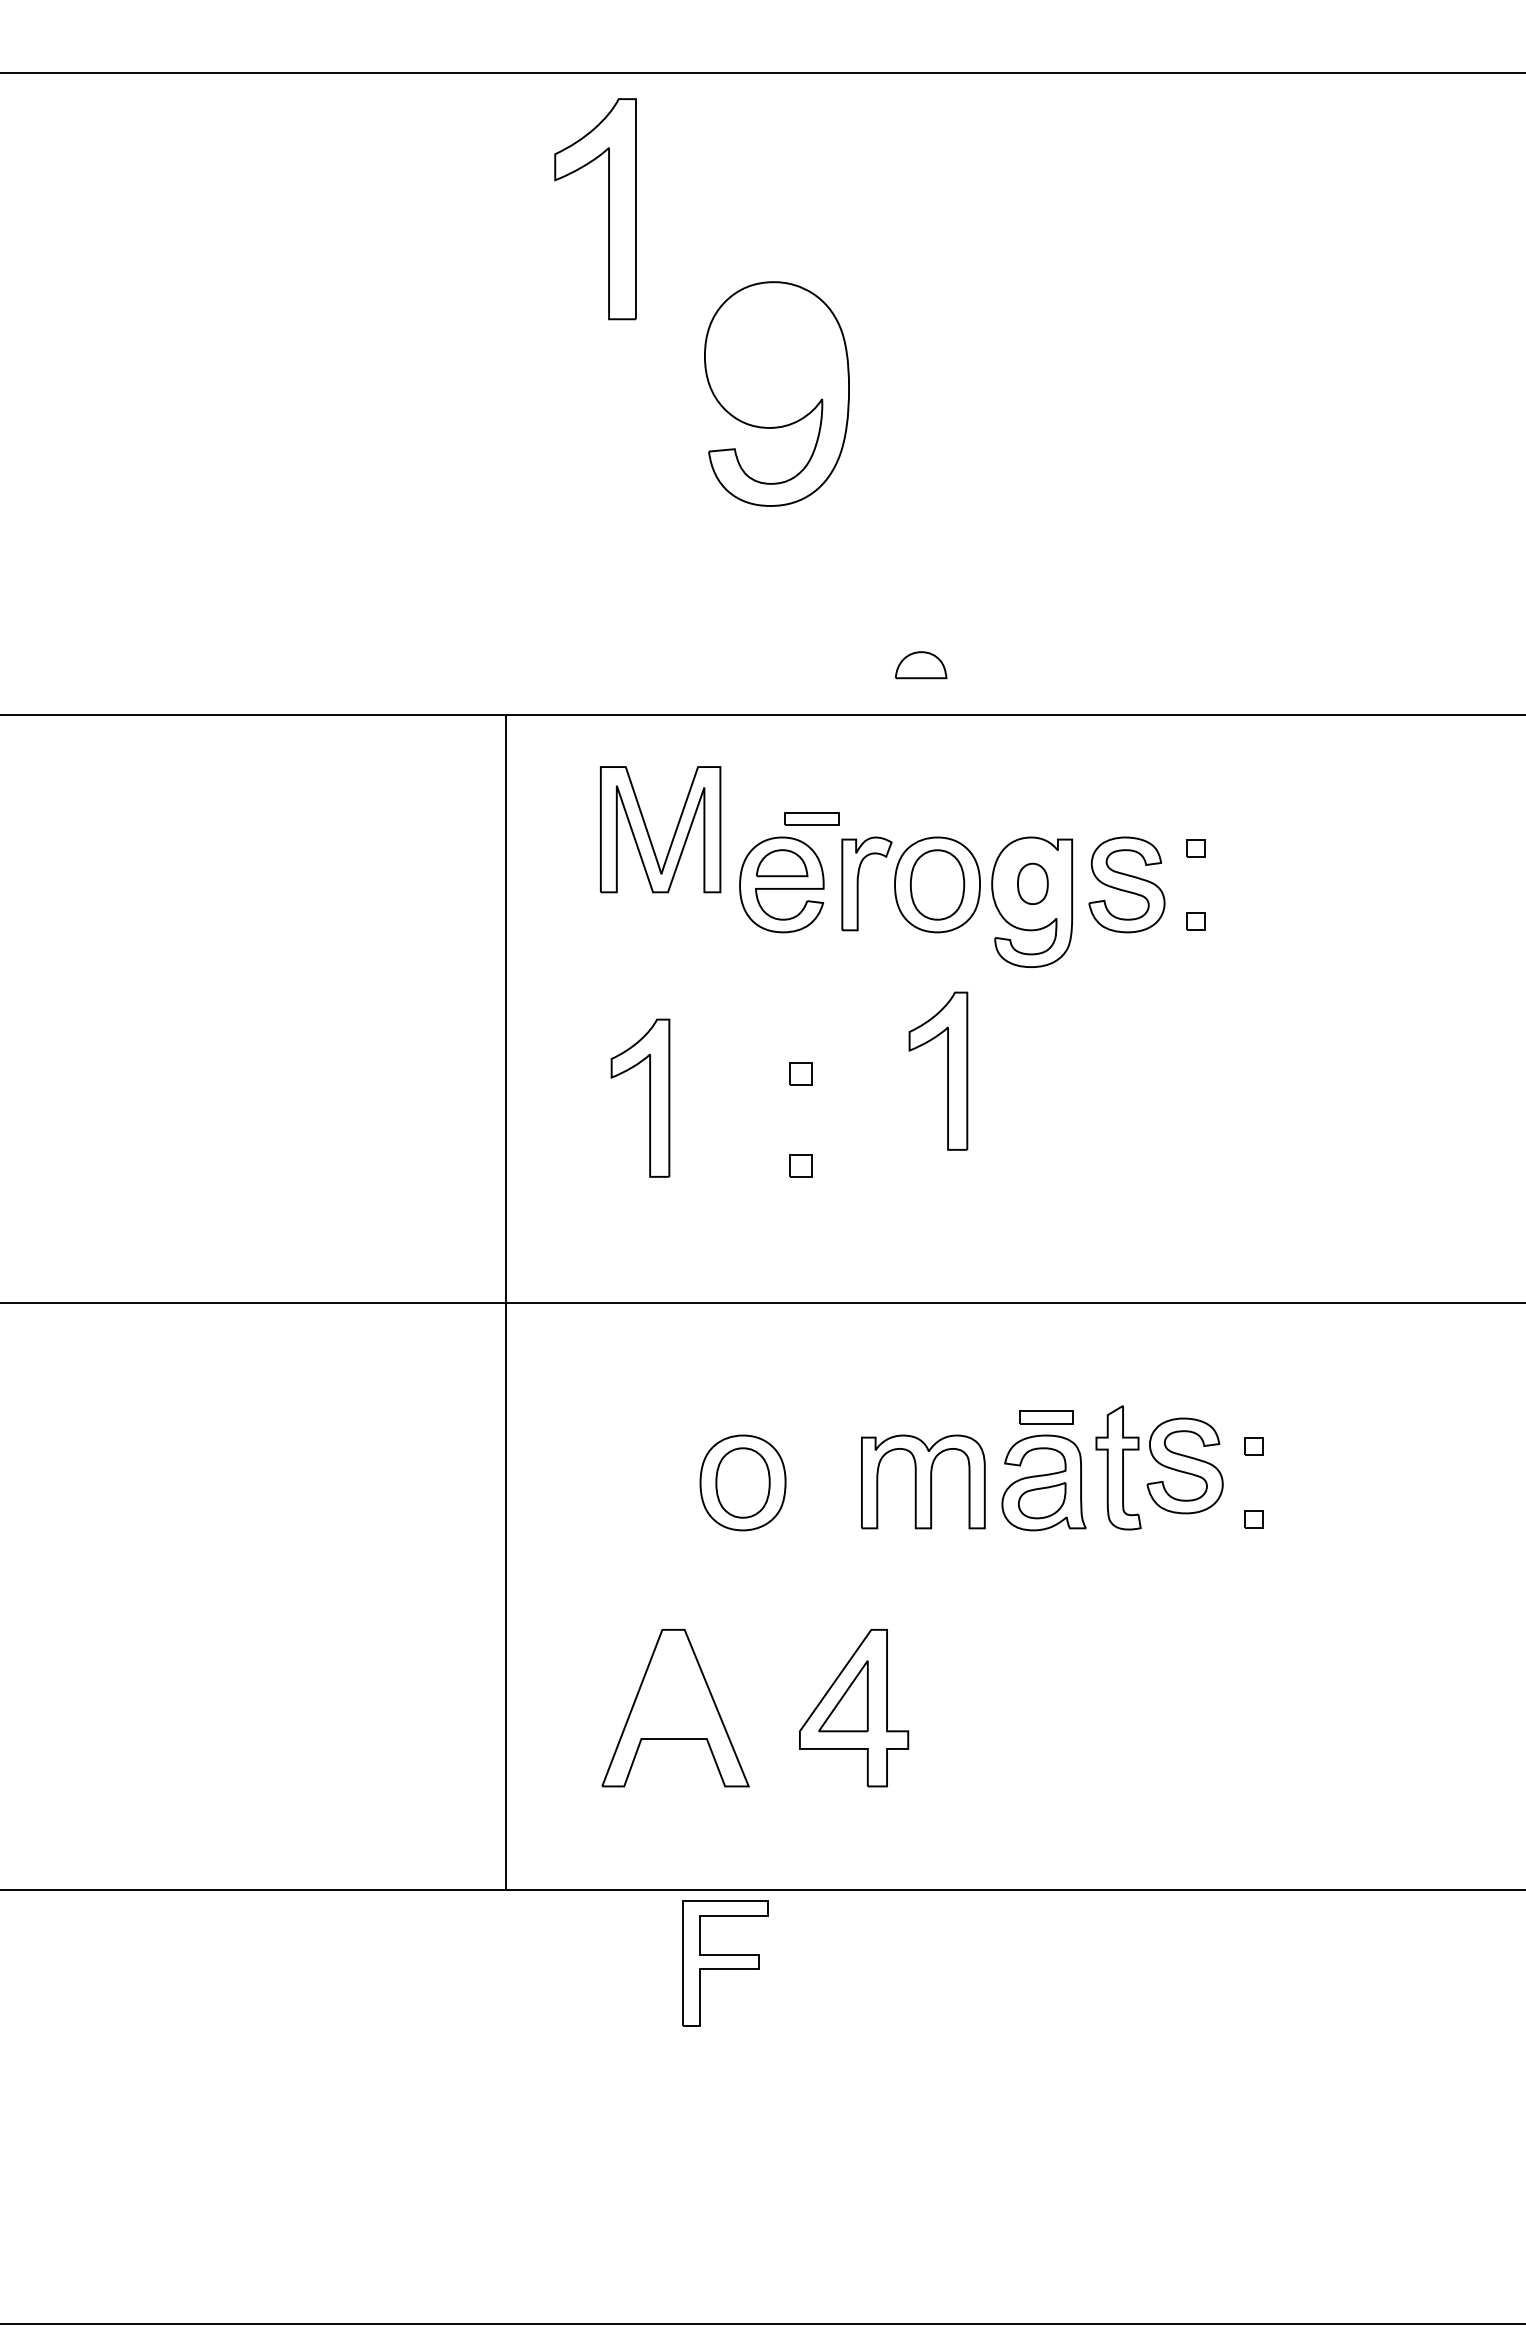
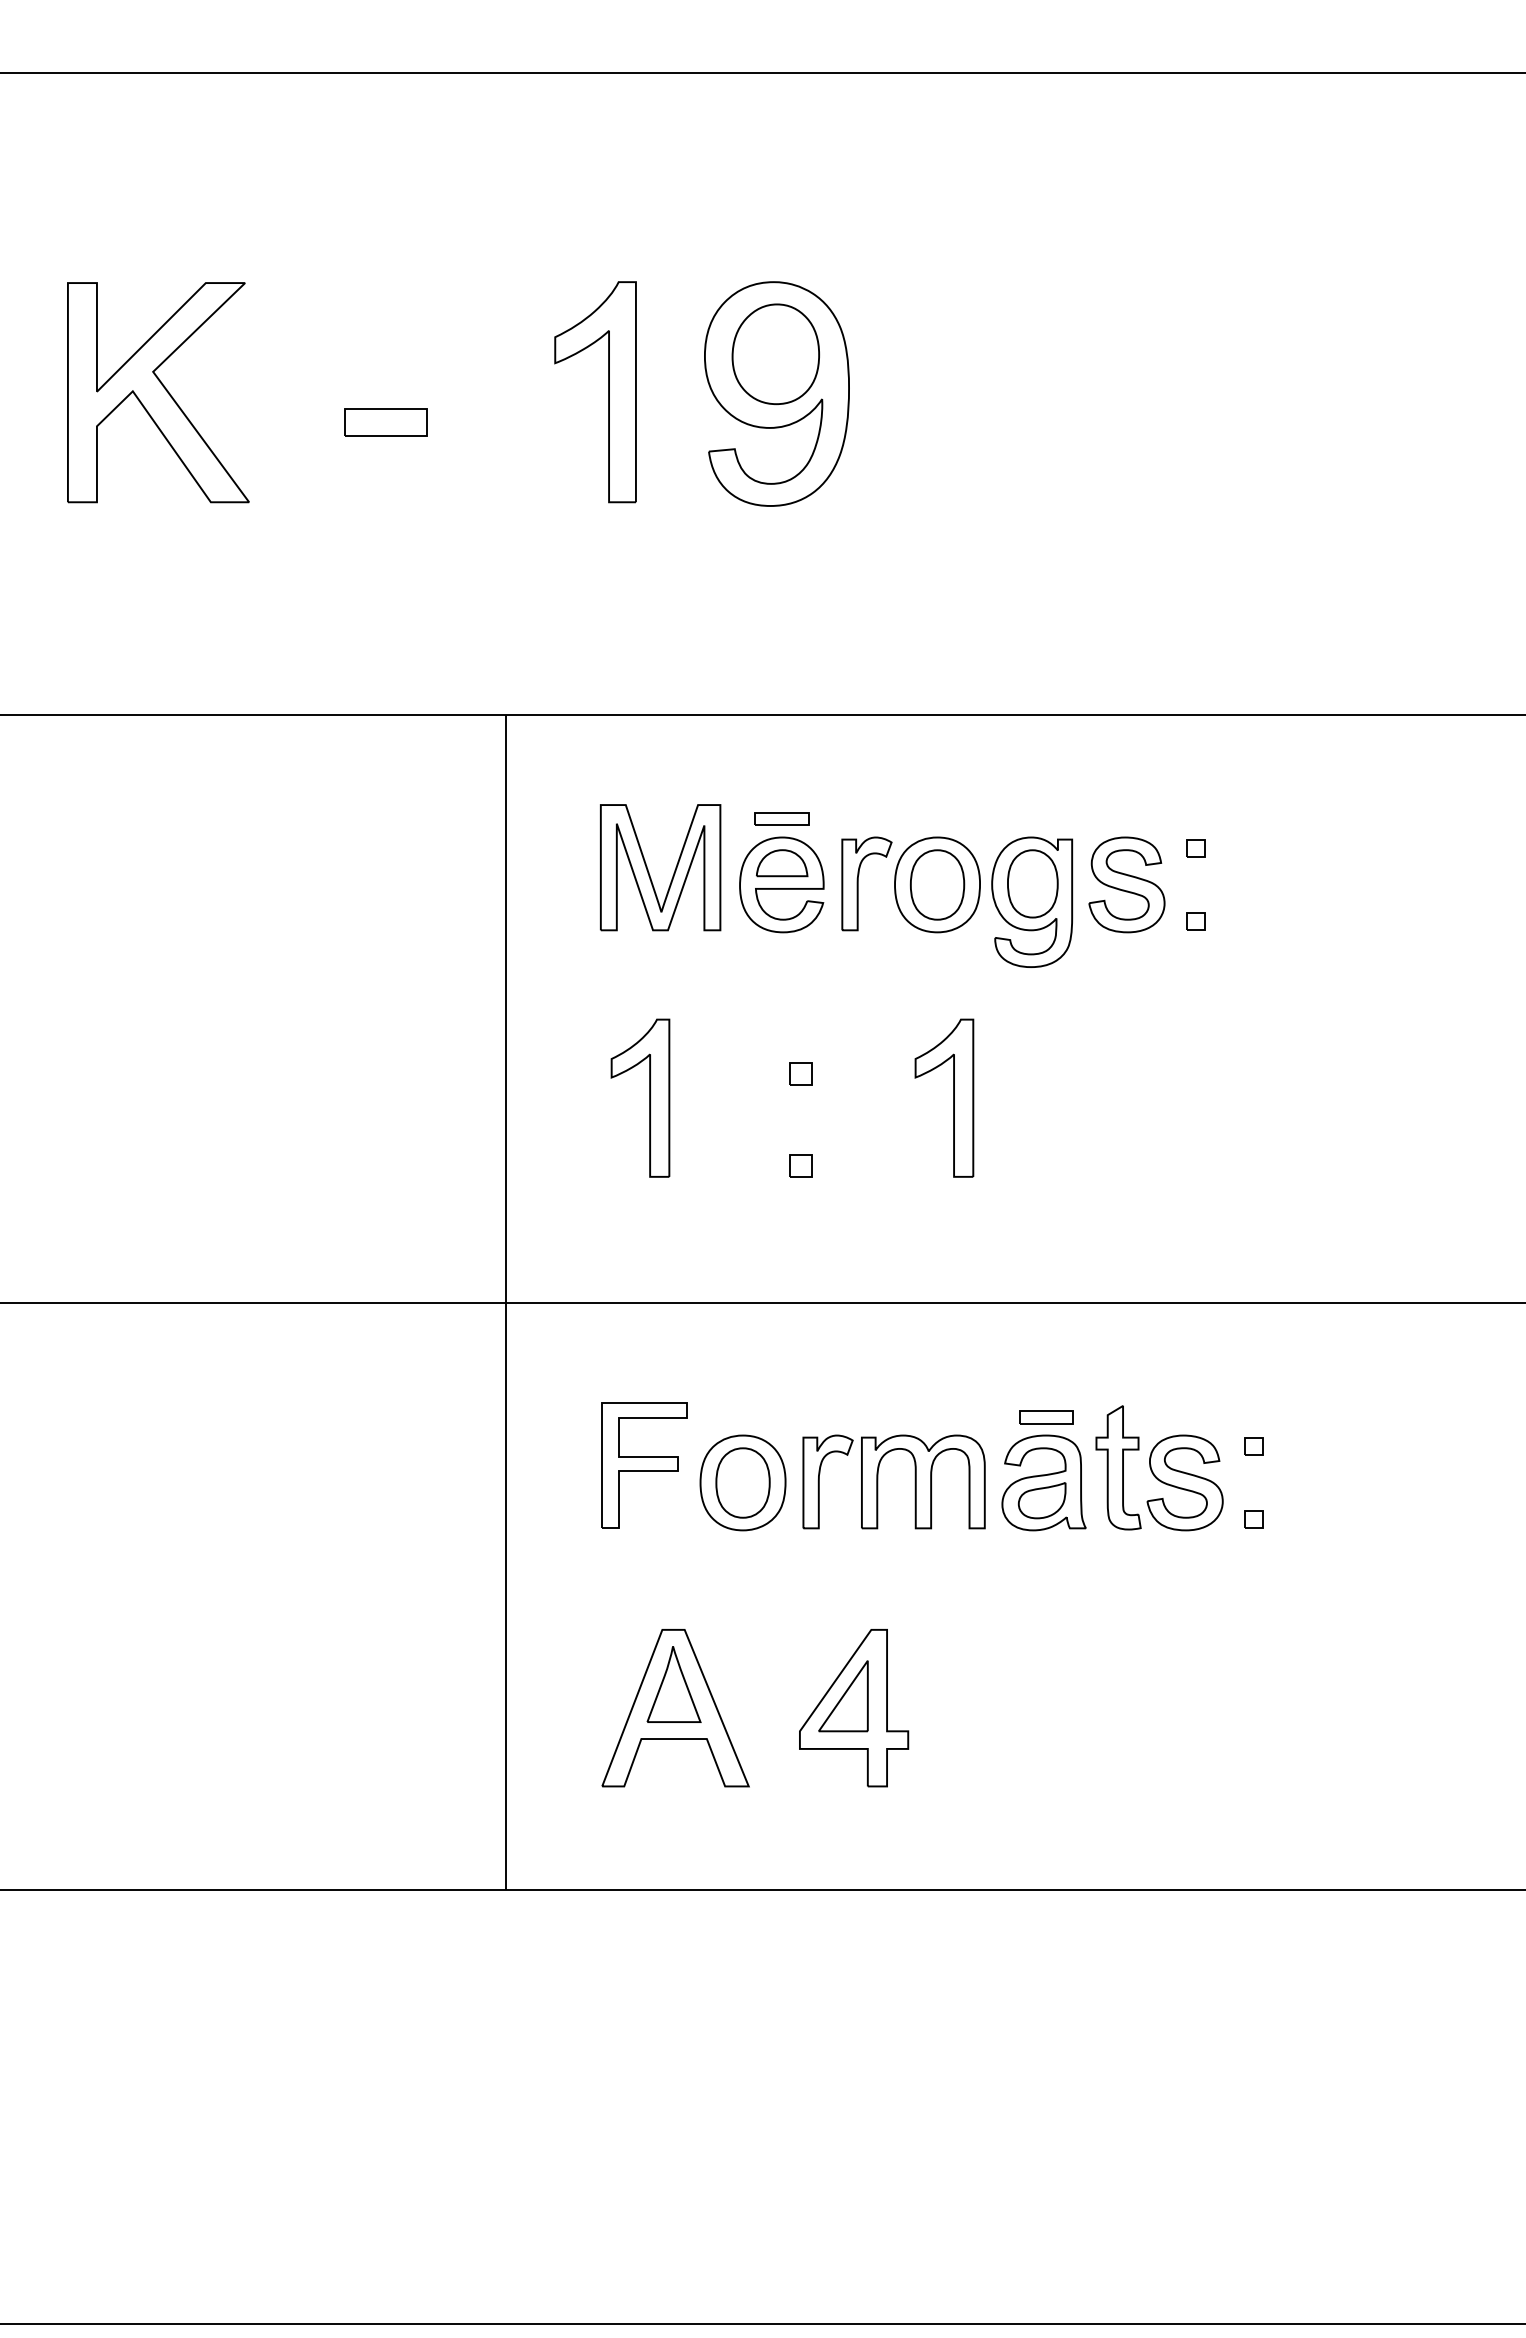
part position: (608, 209) -> (608, 392) (608, 392)
part: none -> present (775, 354)
part: none -> present (158, 392)
part: none -> present (385, 422)
part: present -> none (921, 665)
part position: (811, 818) -> (781, 818) (781, 818)
part position: (649, 834) -> (649, 872) (649, 872)
part size: 32x43 px -> 52x70 px (1032, 883)
part position: (947, 1070) -> (953, 1097) (953, 1097)
part position: (1184, 1465) -> (1184, 1482) (1184, 1482)
part: none -> present (819, 1481)
part: none -> present (673, 1684)
part position: (725, 1963) -> (644, 1465) (644, 1465)
